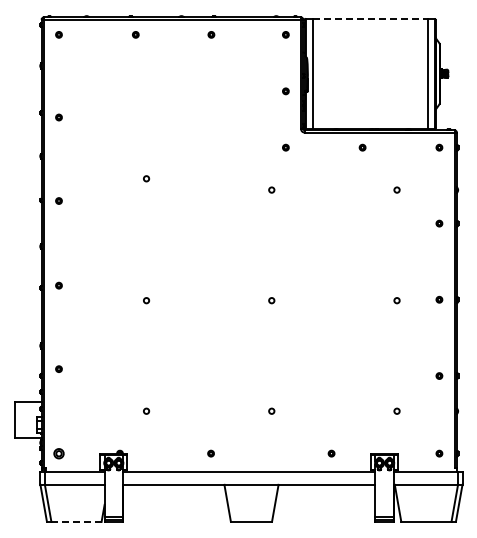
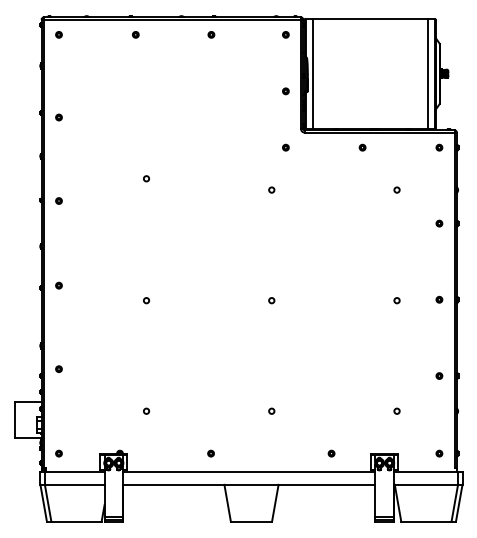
line: dashed -> solid (370, 18)
part size: 12x12 px -> 8x9 px (58, 453)
line: dashed -> solid (76, 521)
